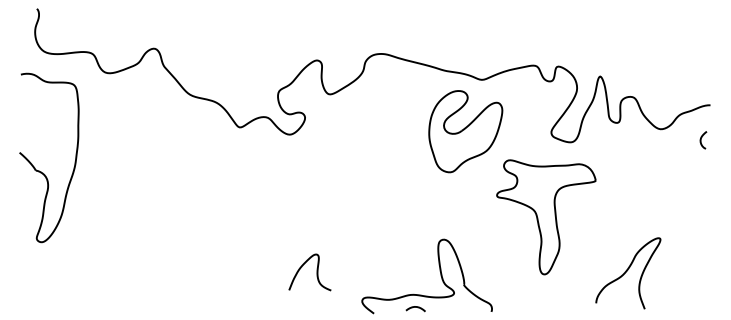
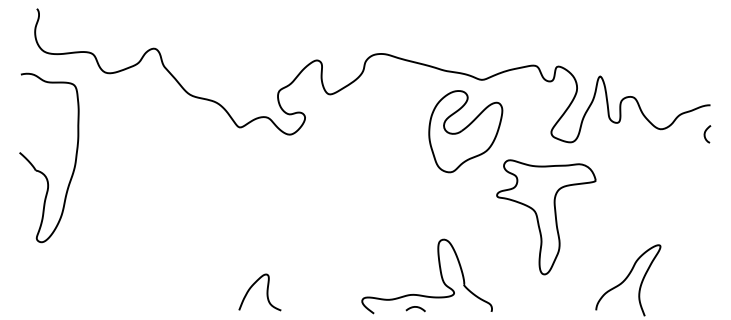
curve position: (701, 140) -> (705, 134) (705, 134)
curve position: (627, 271) -> (627, 278) (627, 278)
curve position: (316, 272) -> (266, 292) (266, 292)
